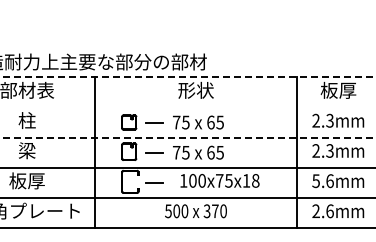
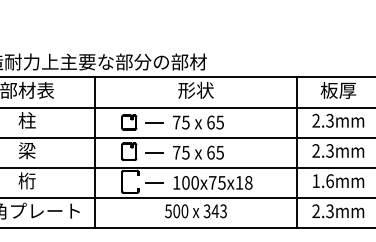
line: dashed -> solid (188, 77)
line: none -> present (187, 107)
line: dashed -> solid (188, 137)
text: 板厚 -> 桁 (26, 180)
text position: (219, 180) -> (212, 182) (212, 182)
text: 5.6mm -> 1.6mm (315, 181)
text: 370 -> 343 (218, 211)
text: 2.6mm -> 2.3mm (329, 211)
